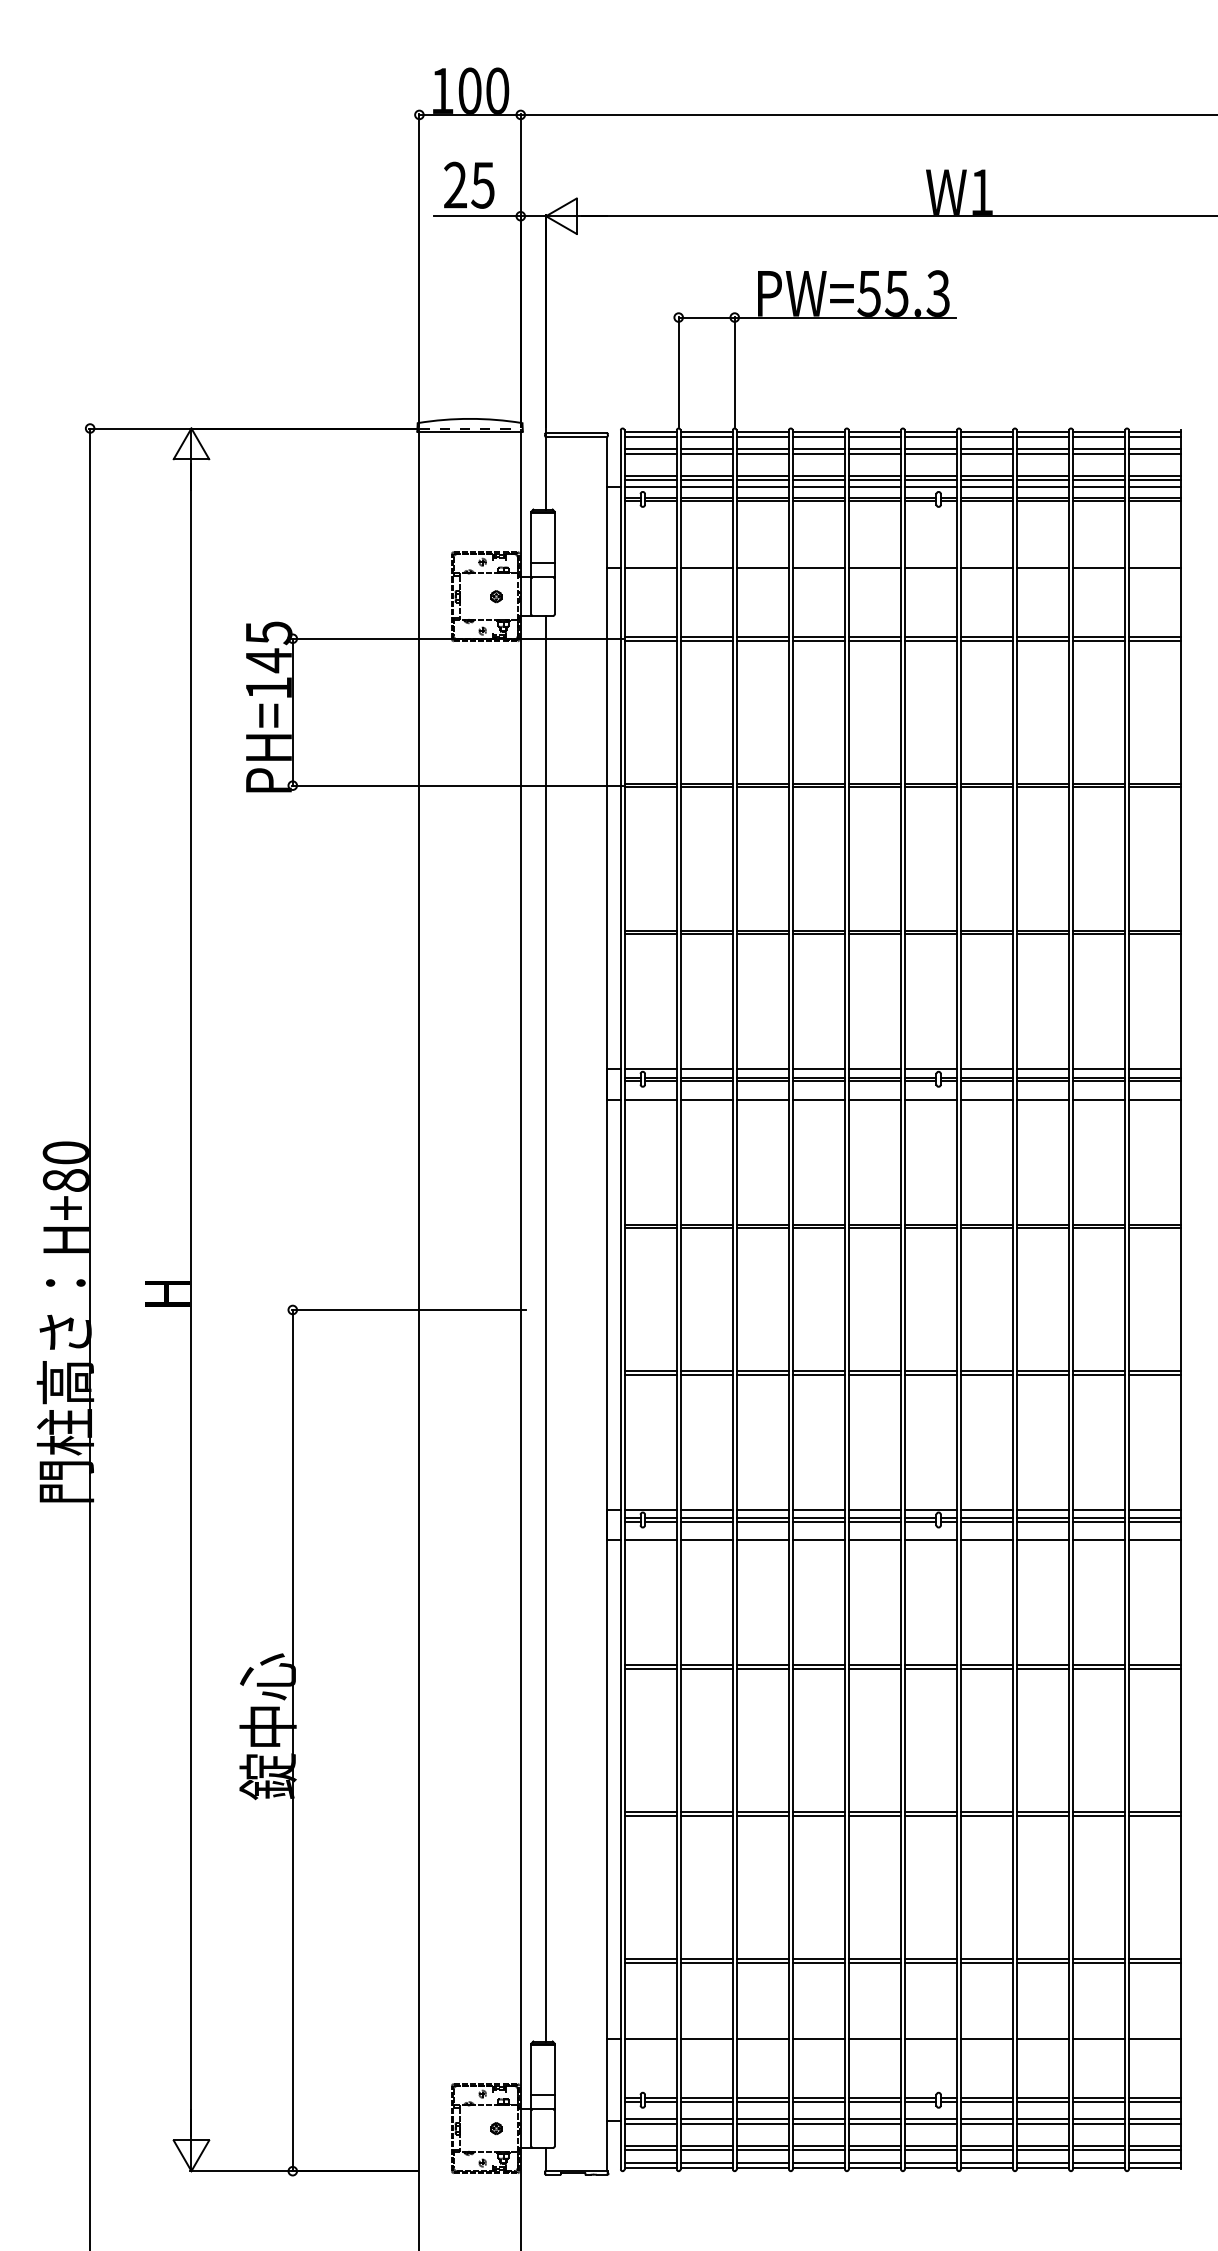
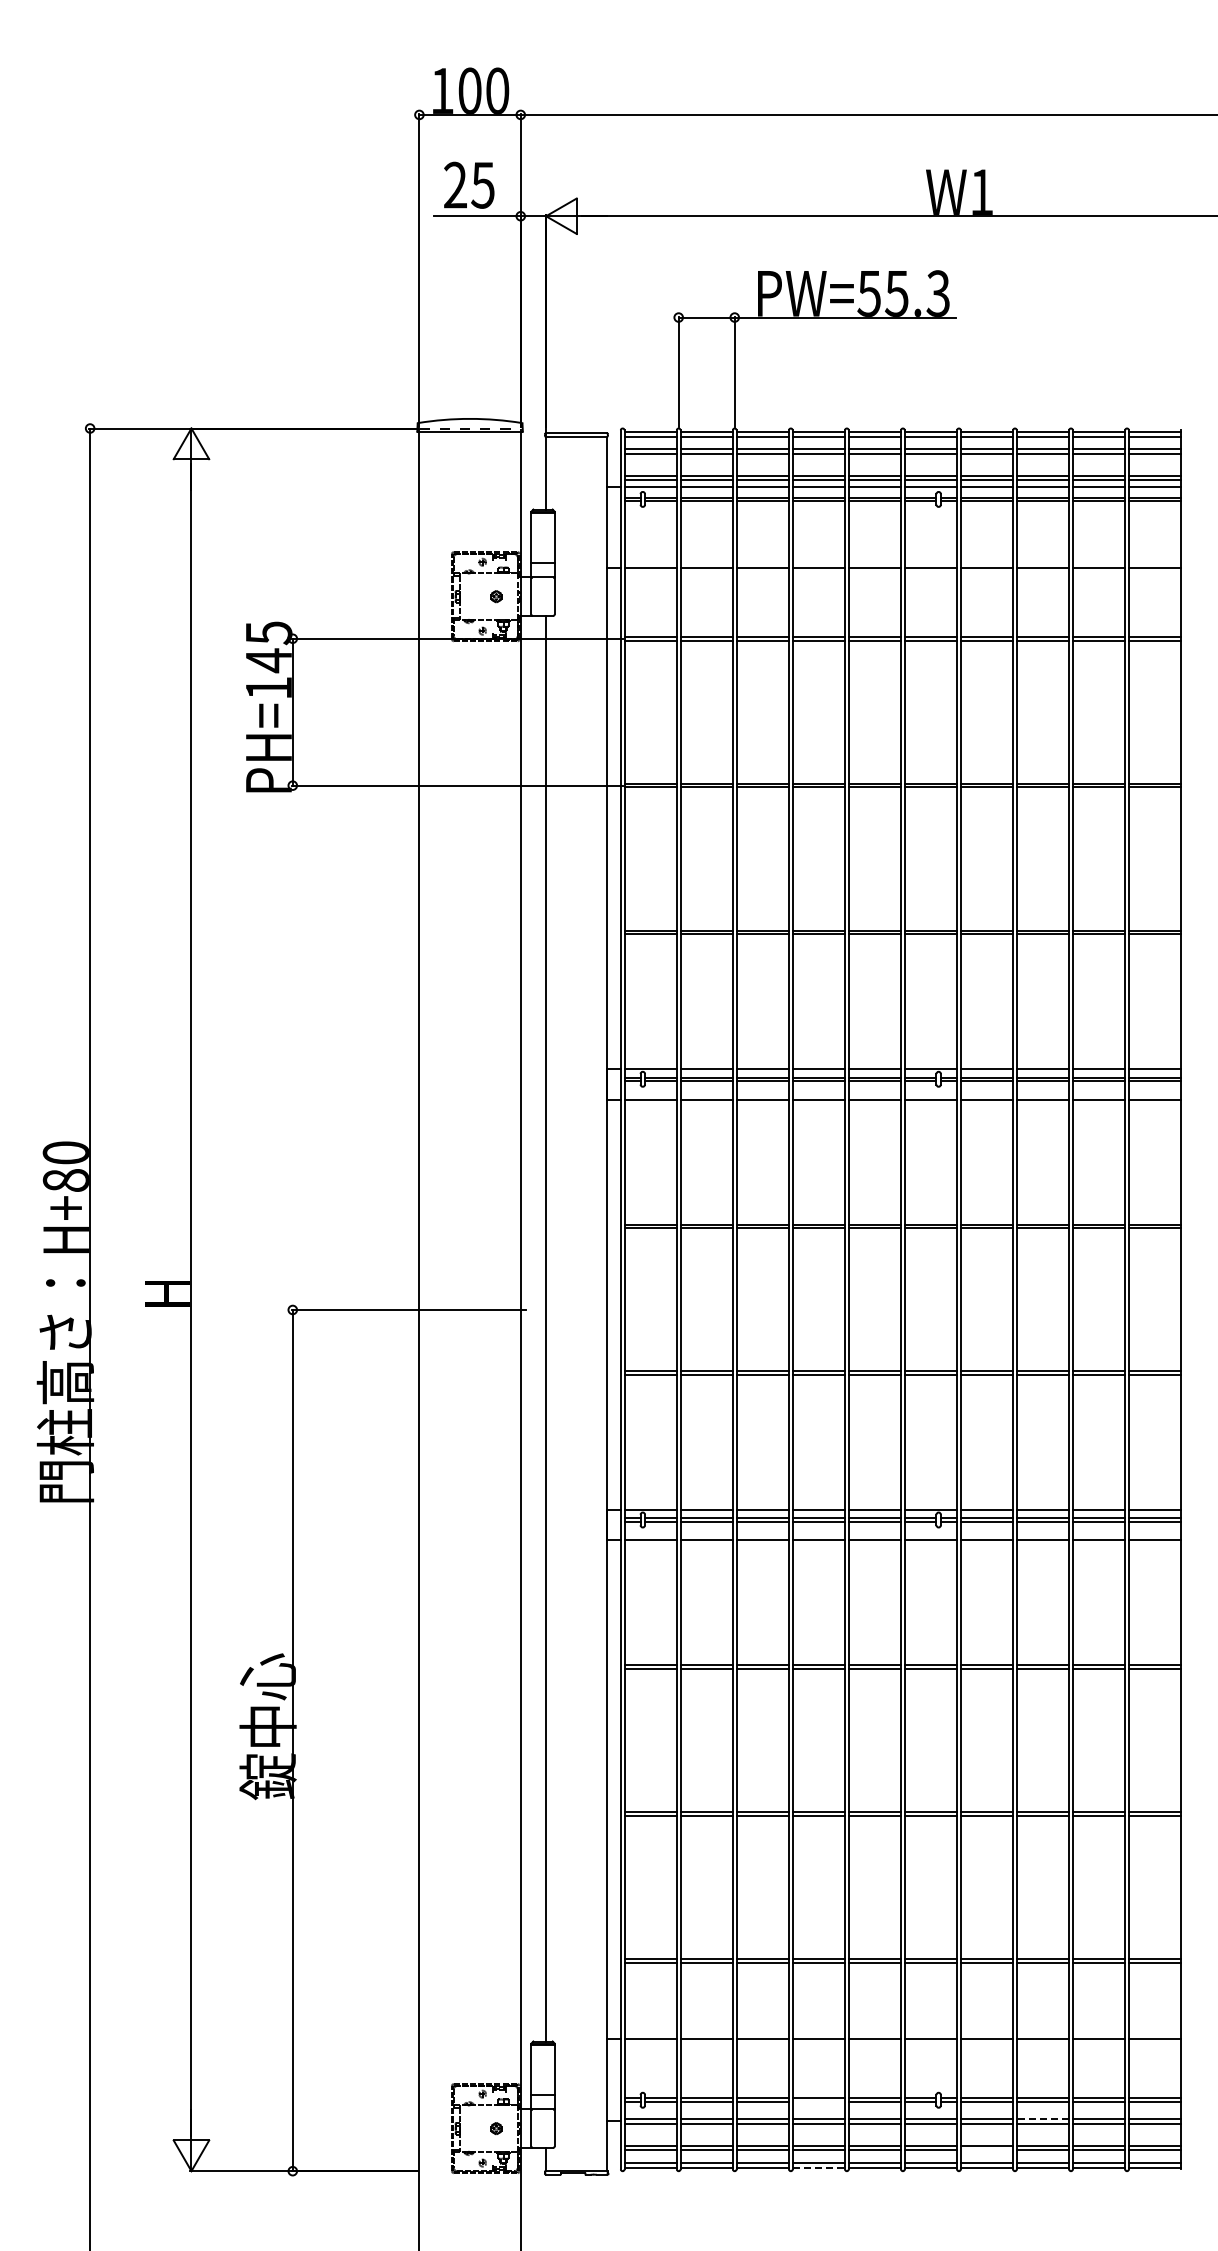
line: present -> none (818, 2102)
line: solid -> dashed (1042, 2119)
line: present -> none (986, 2150)
line: solid -> dashed (819, 2167)
